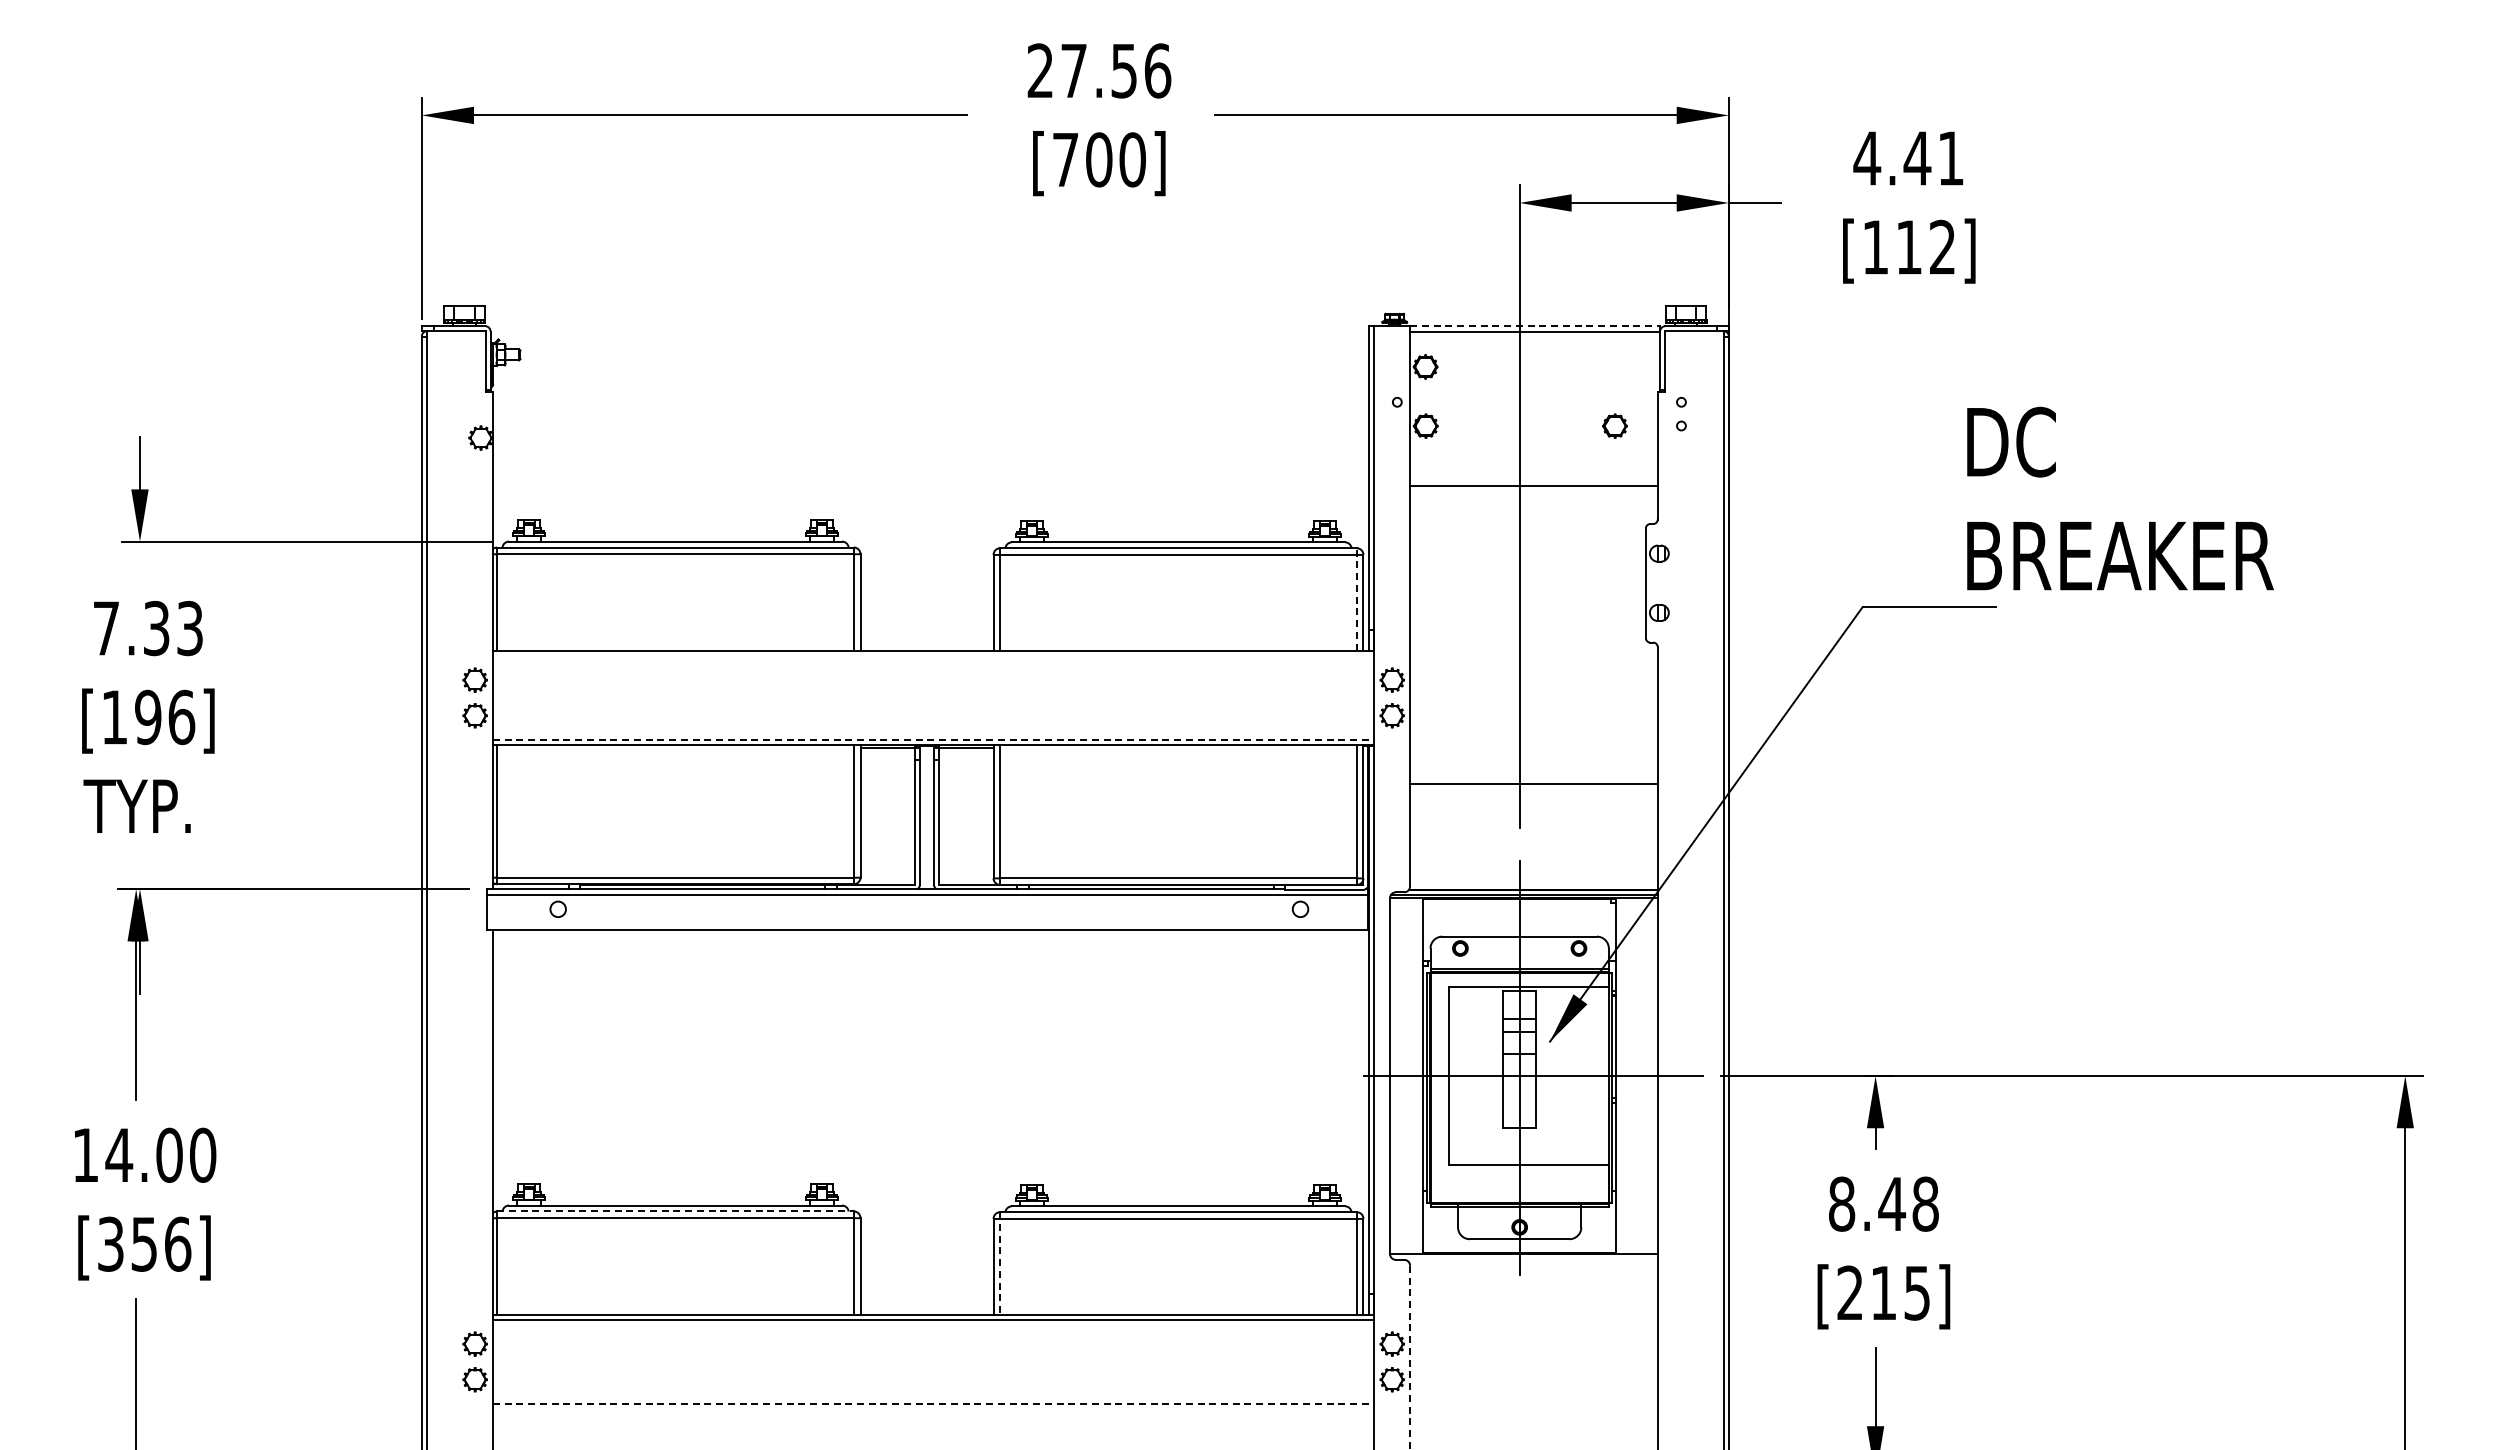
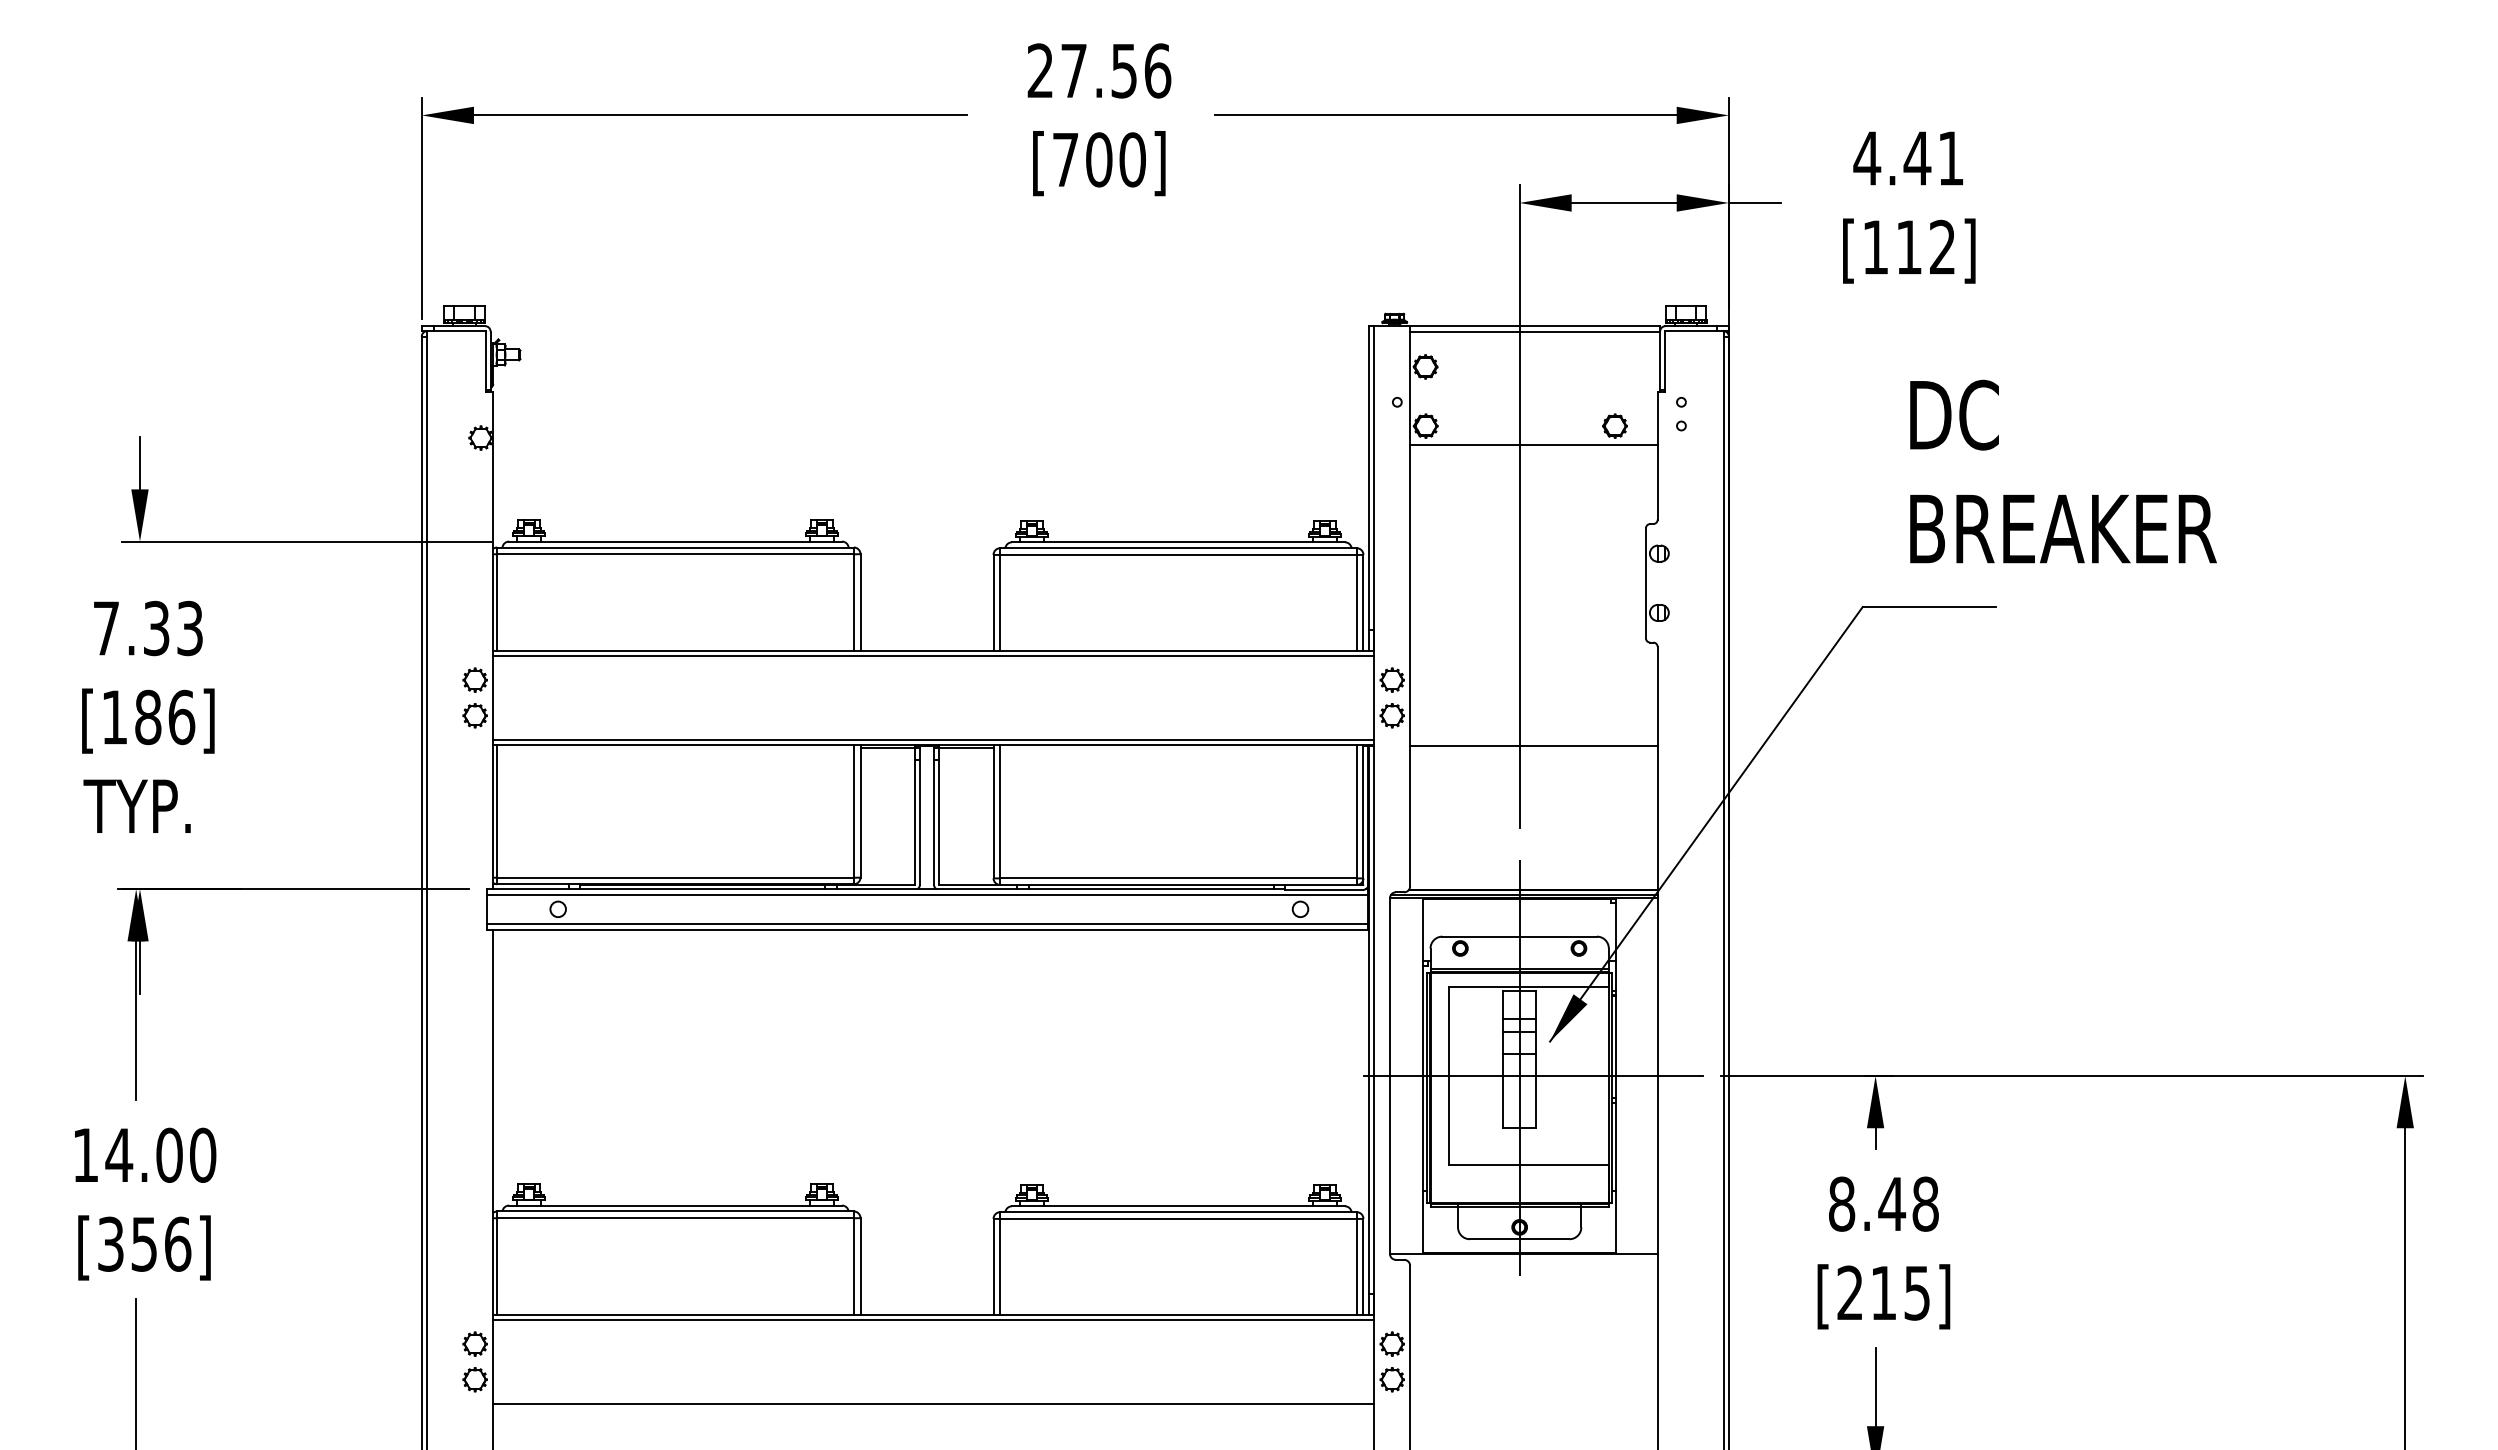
line: dashed -> solid (1535, 326)
line position: (1533, 485) -> (1533, 444) (1533, 444)
text position: (2120, 498) -> (2063, 471) (2063, 471)
line: dashed -> solid (1356, 598)
line: none -> present (932, 655)
text: [196] -> [186] (148, 717)
line: dashed -> solid (933, 740)
line position: (1533, 784) -> (1533, 746) (1533, 746)
line: none -> present (926, 924)
line: dashed -> solid (676, 1211)
line: dashed -> solid (1000, 1263)
line: dashed -> solid (1410, 1357)
line: dashed -> solid (933, 1404)
